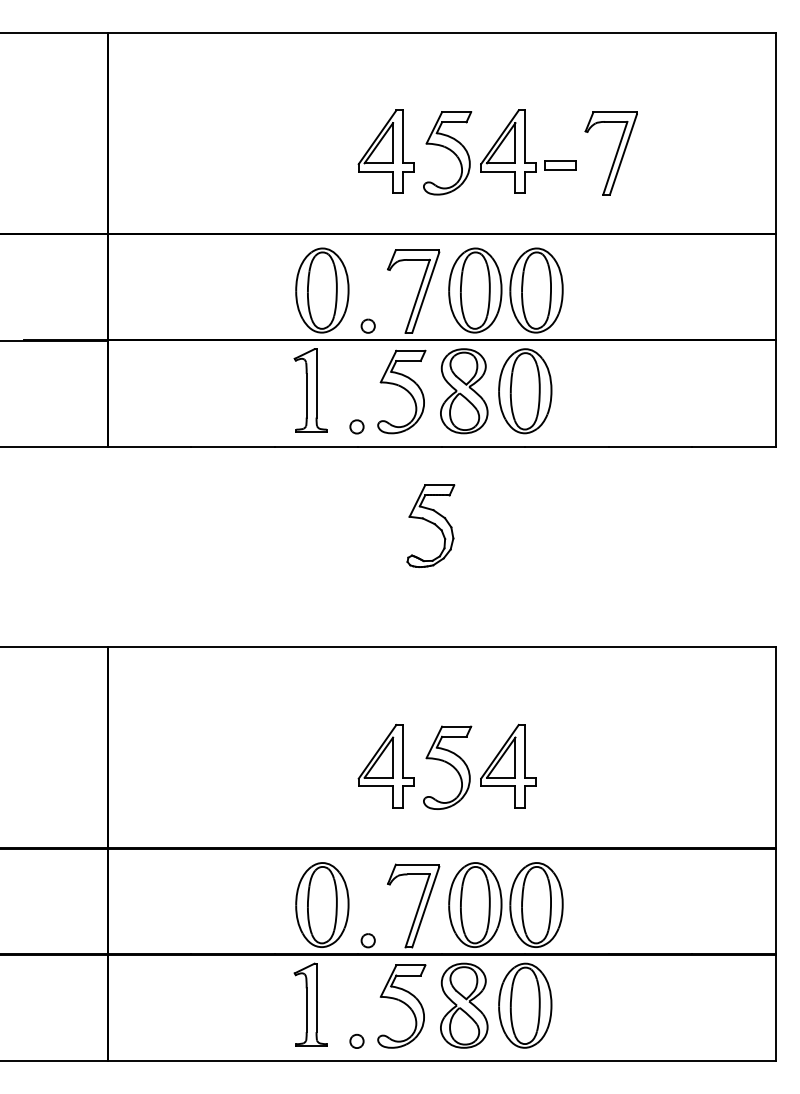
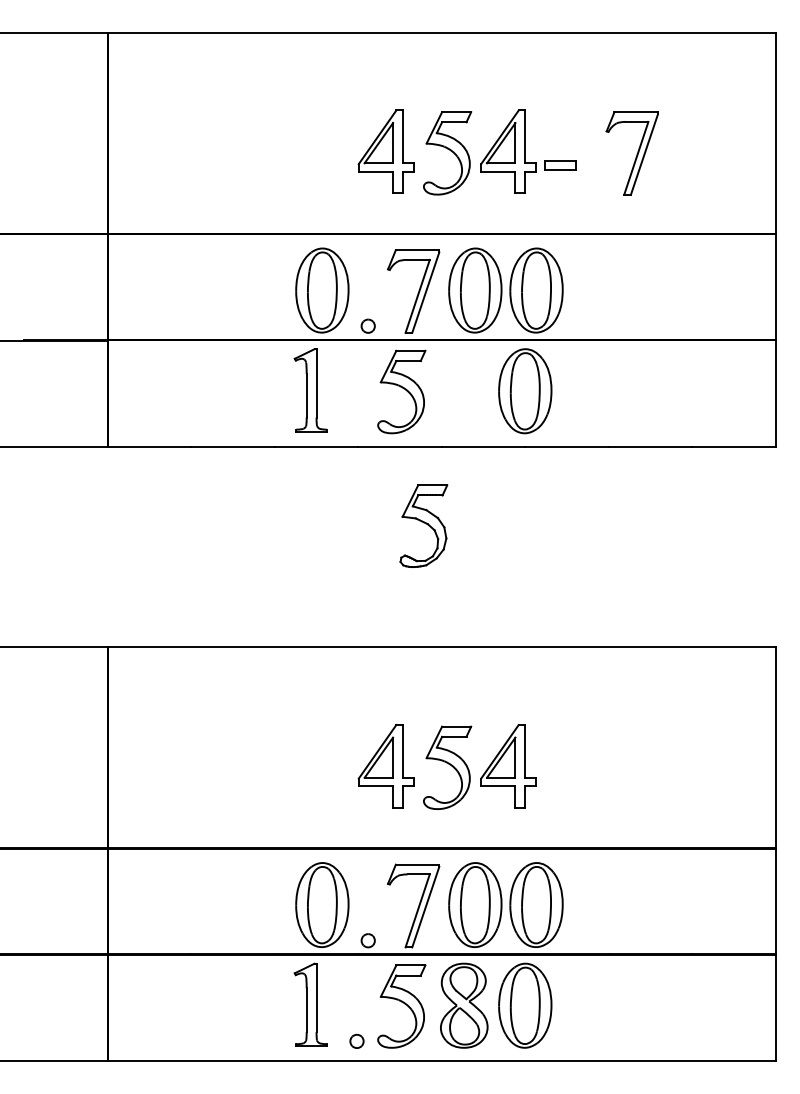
part position: (610, 153) -> (631, 153) (631, 153)
part: present -> none (464, 391)
part: present -> none (356, 426)
part position: (430, 525) -> (423, 525) (423, 525)
